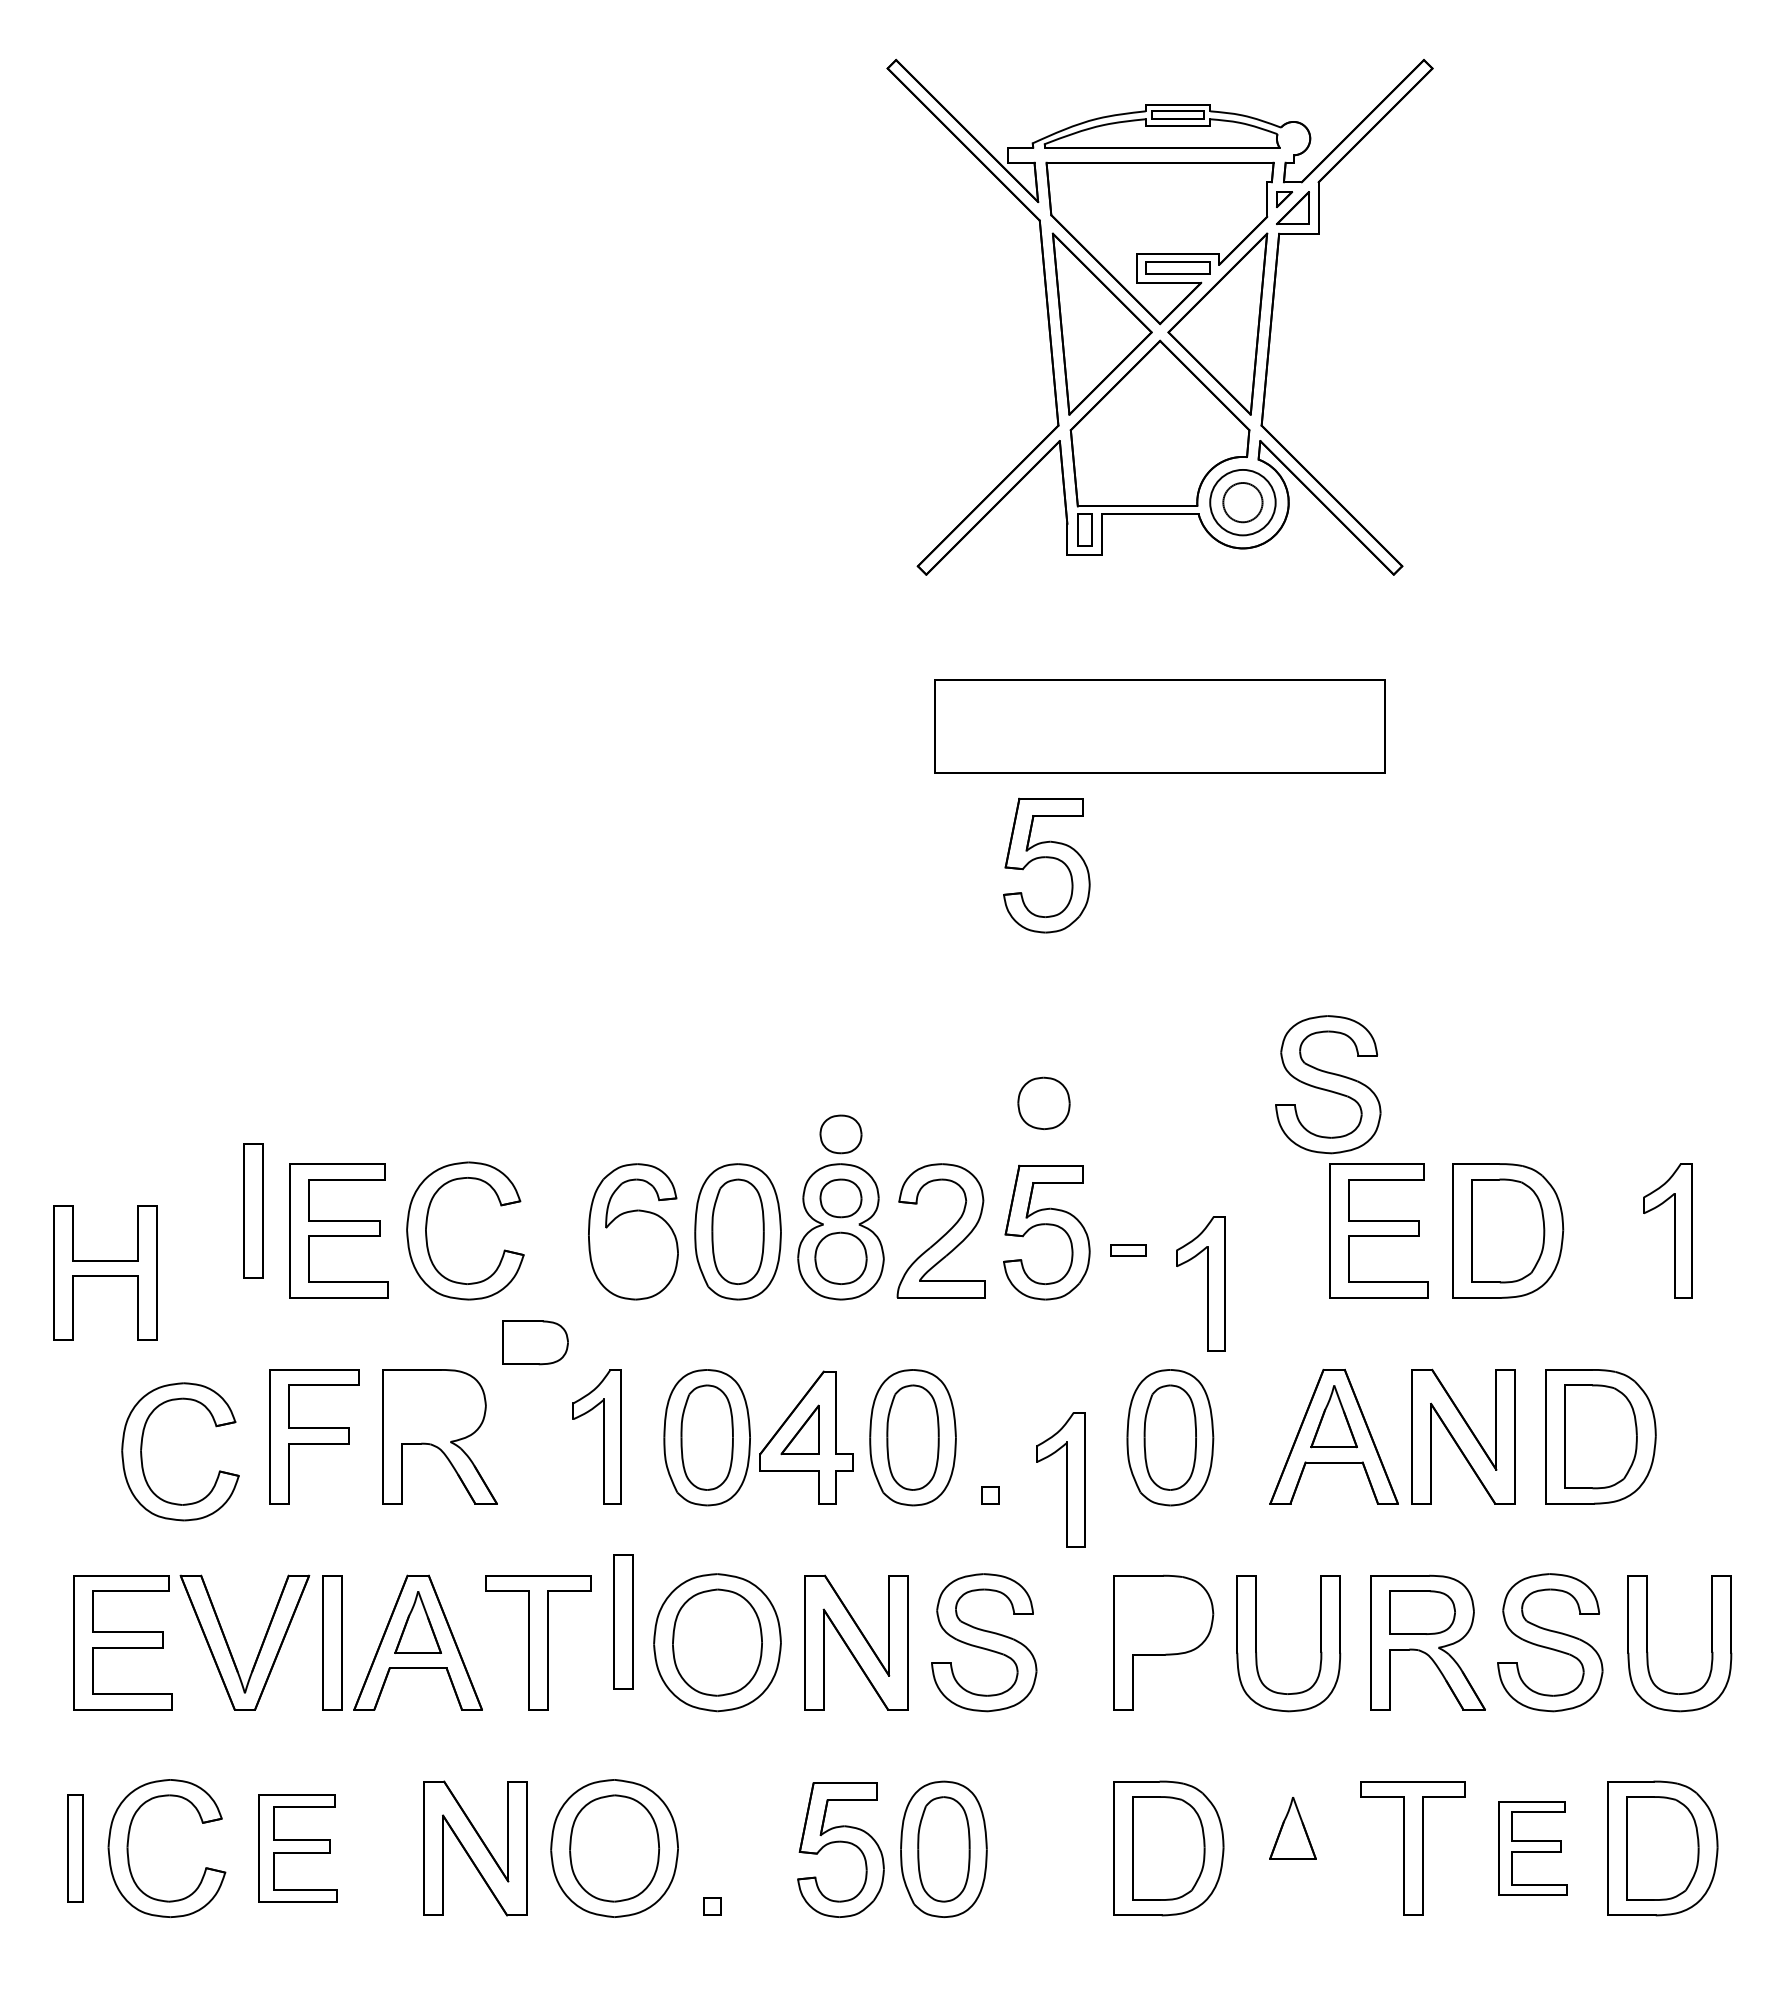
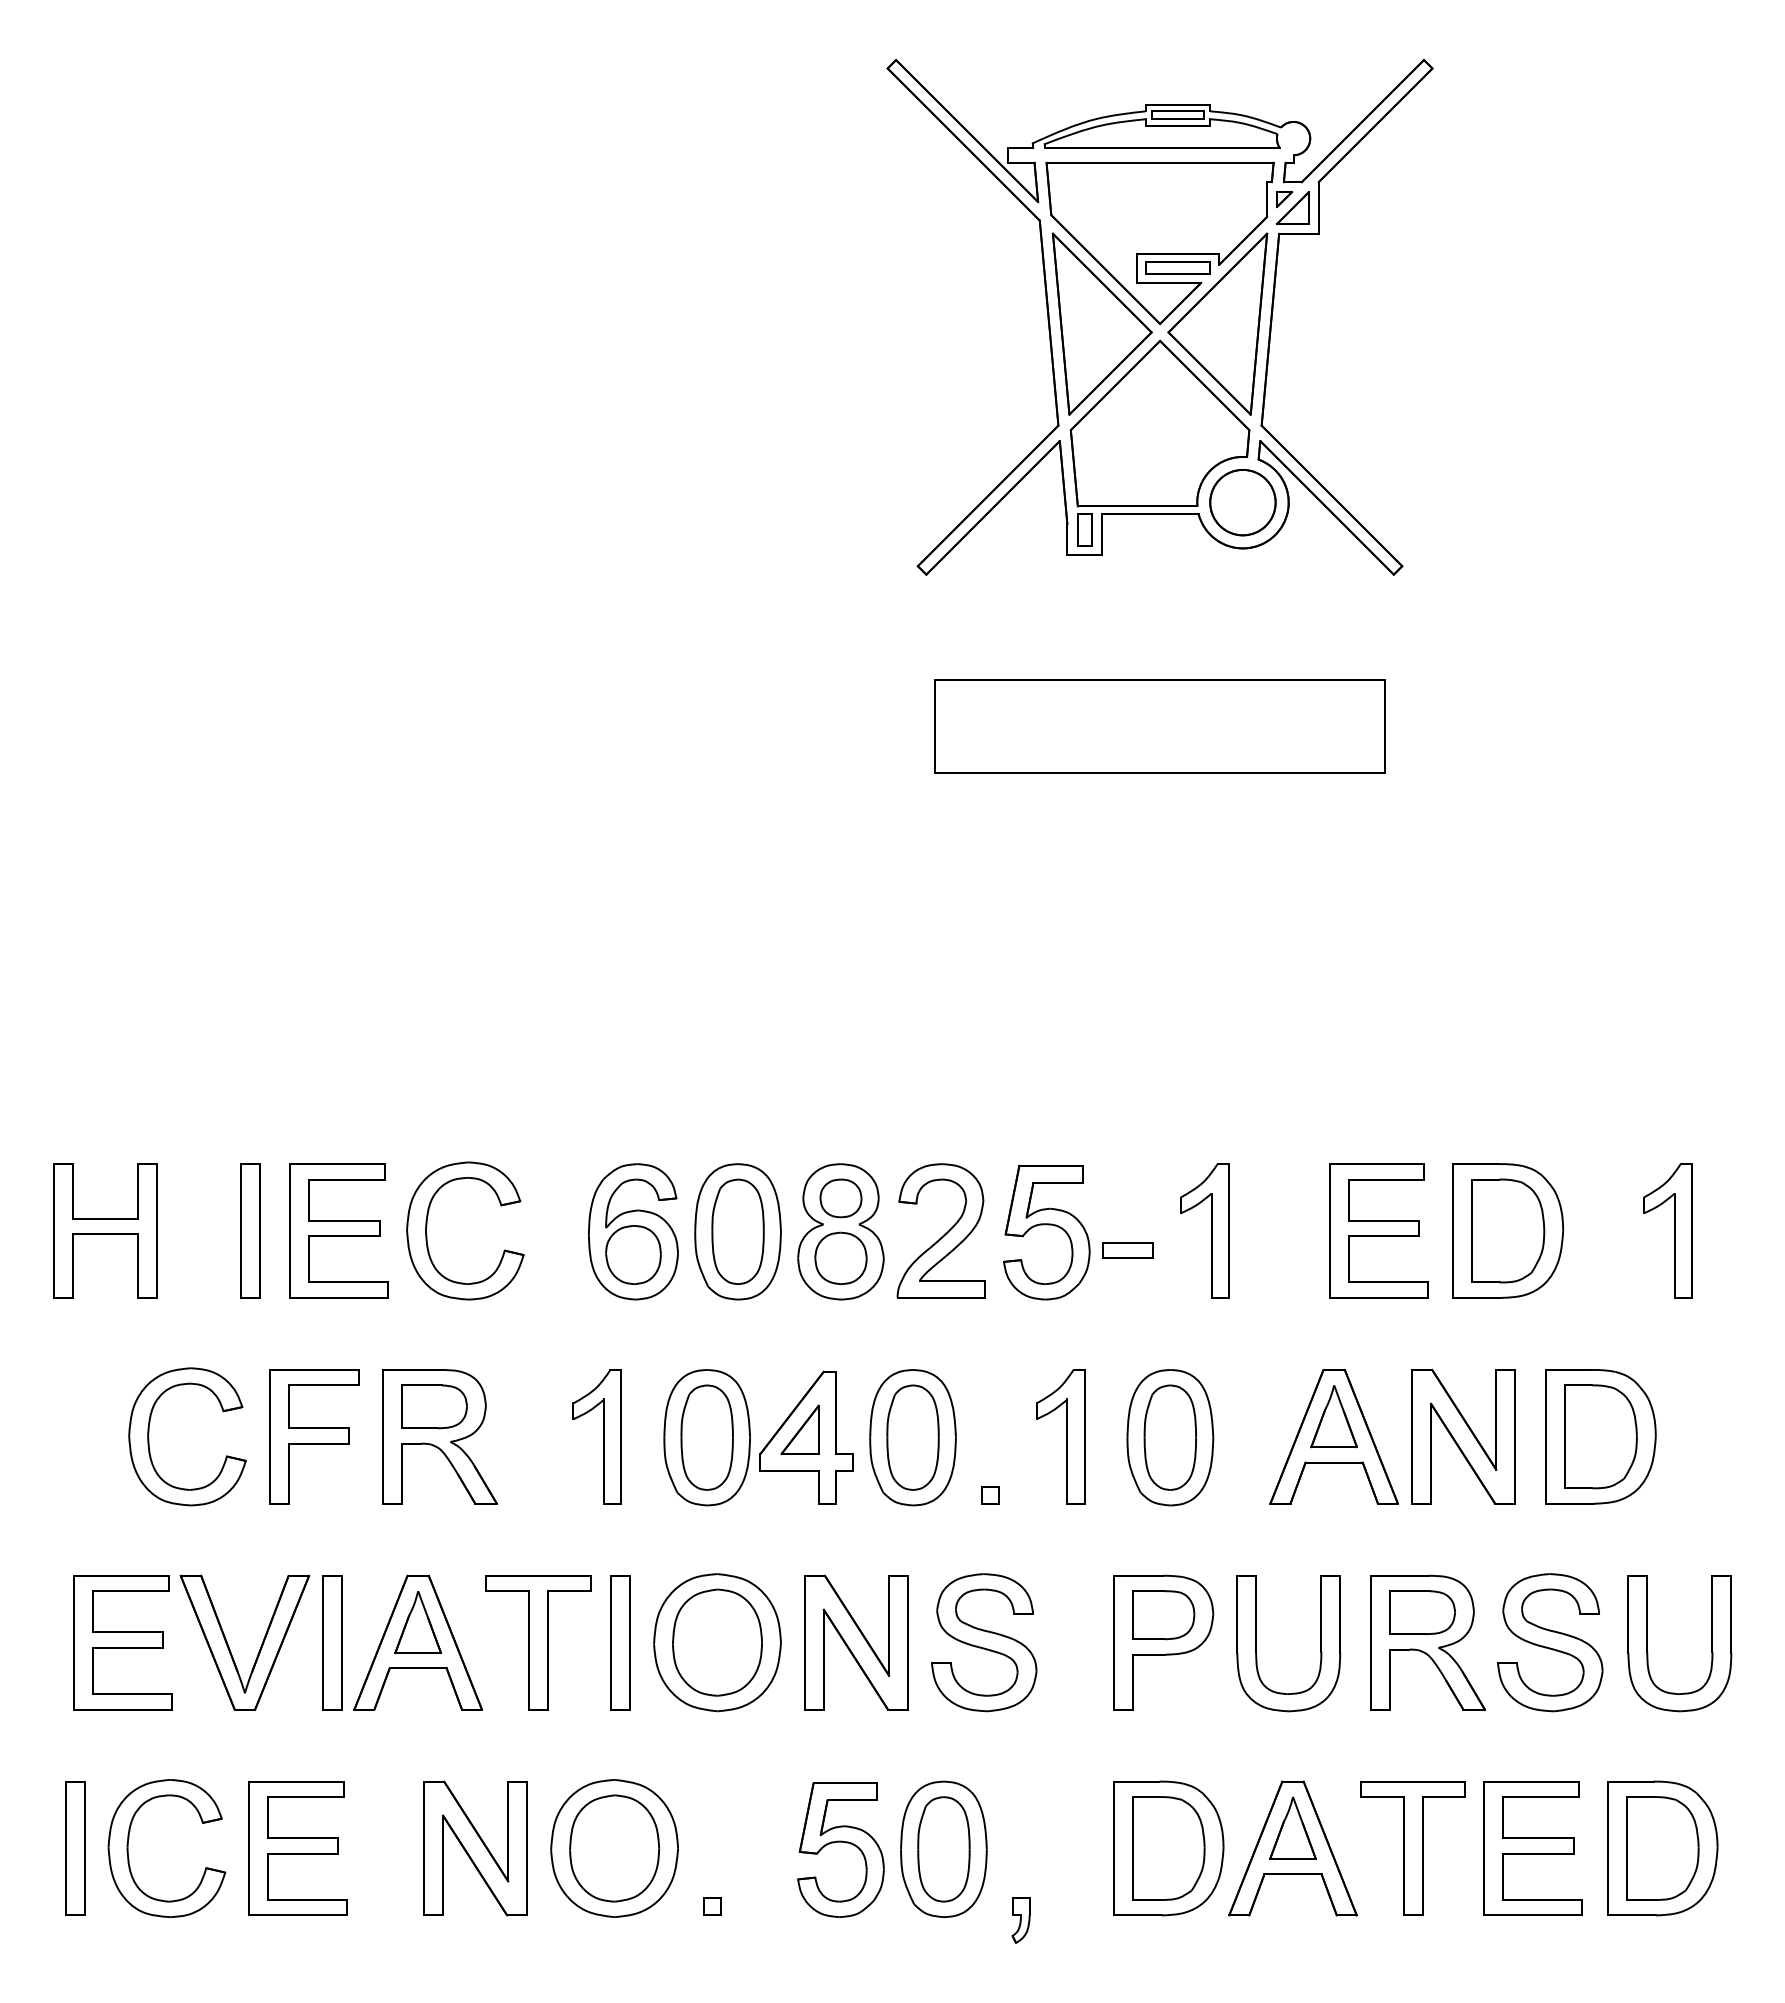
circle diameter: 39 px -> 65 px (1242, 502)
part: present -> none (1046, 858)
part: present -> none (1328, 1084)
part: present -> none (1043, 1102)
part: present -> none (840, 1134)
part position: (253, 1210) -> (250, 1230) (250, 1230)
part size: 37x13 px -> 52x17 px (1127, 1250)
part: none -> present (633, 1254)
part position: (105, 1272) -> (105, 1230) (105, 1230)
part position: (1207, 1283) -> (1211, 1230) (1211, 1230)
part position: (535, 1342) -> (434, 1406) (434, 1406)
part position: (142, 1453) -> (149, 1438) (149, 1438)
part position: (1060, 1479) -> (1060, 1436) (1060, 1436)
part: none -> present (1163, 1615)
part position: (623, 1621) -> (620, 1642) (620, 1642)
part size: 17x109 px -> 21x135 px (75, 1848)
part size: 80x109 px -> 100x135 px (297, 1848)
part: none -> present (1292, 1848)
part size: 70x95 px -> 100x135 px (1532, 1848)
part: none -> present (1020, 1920)
